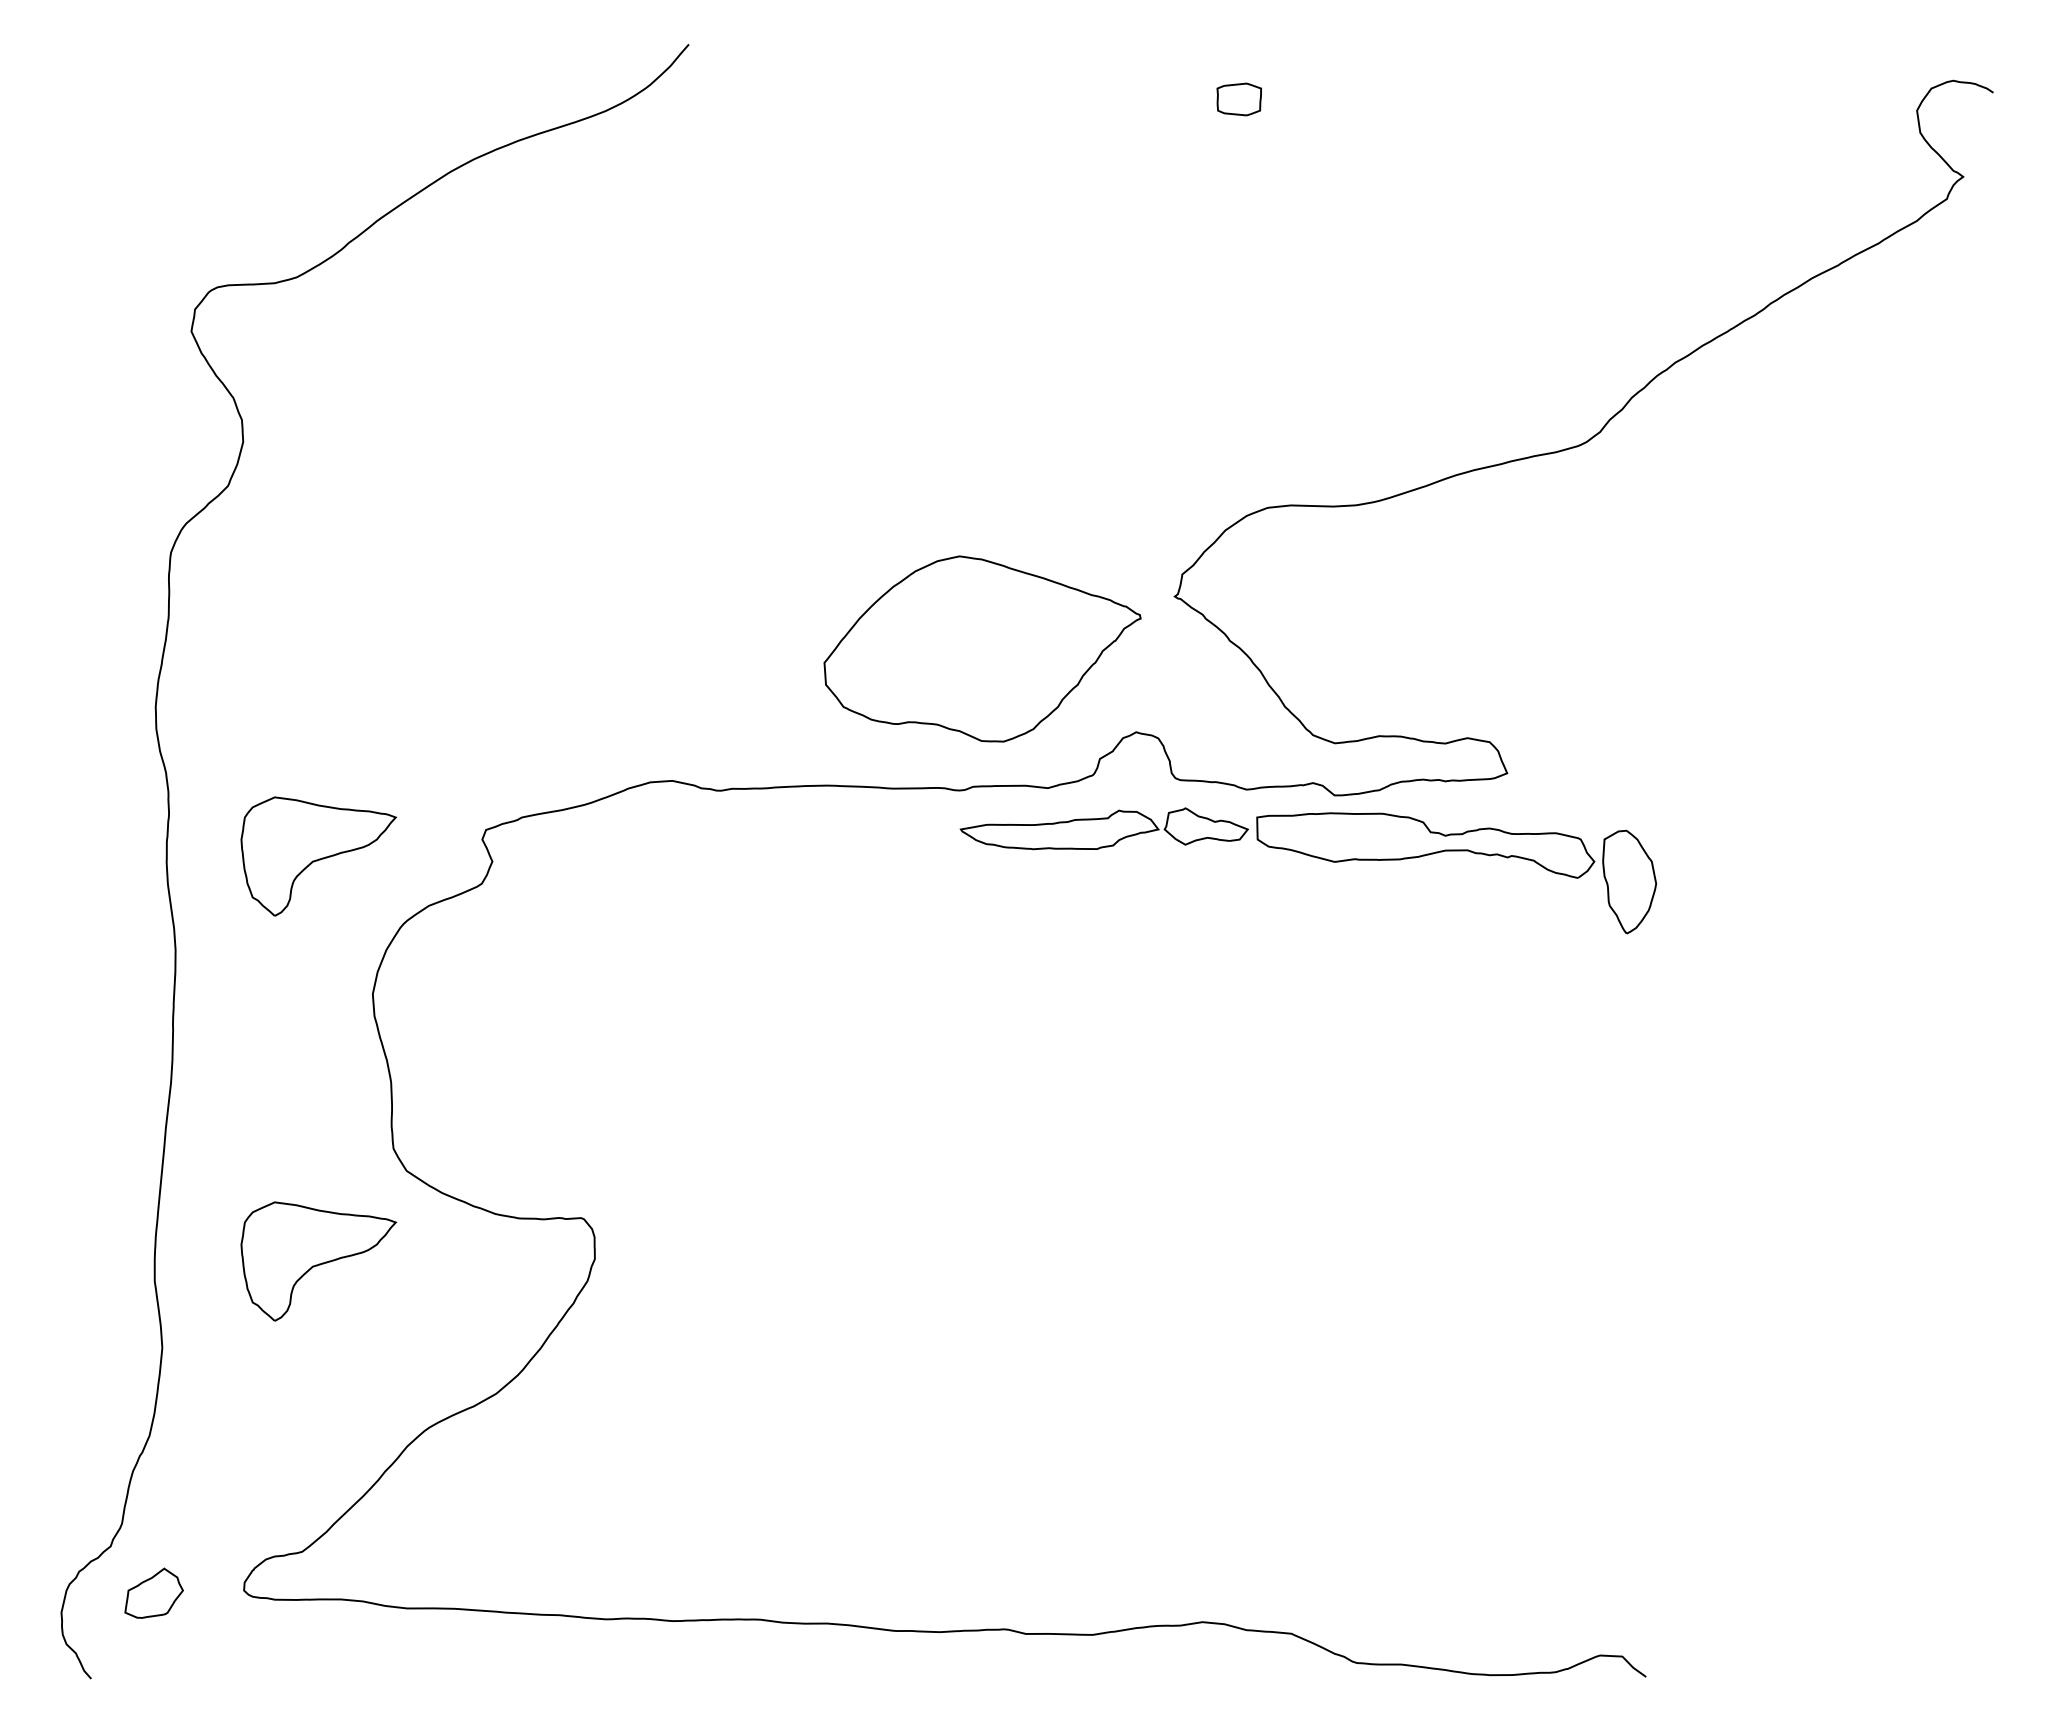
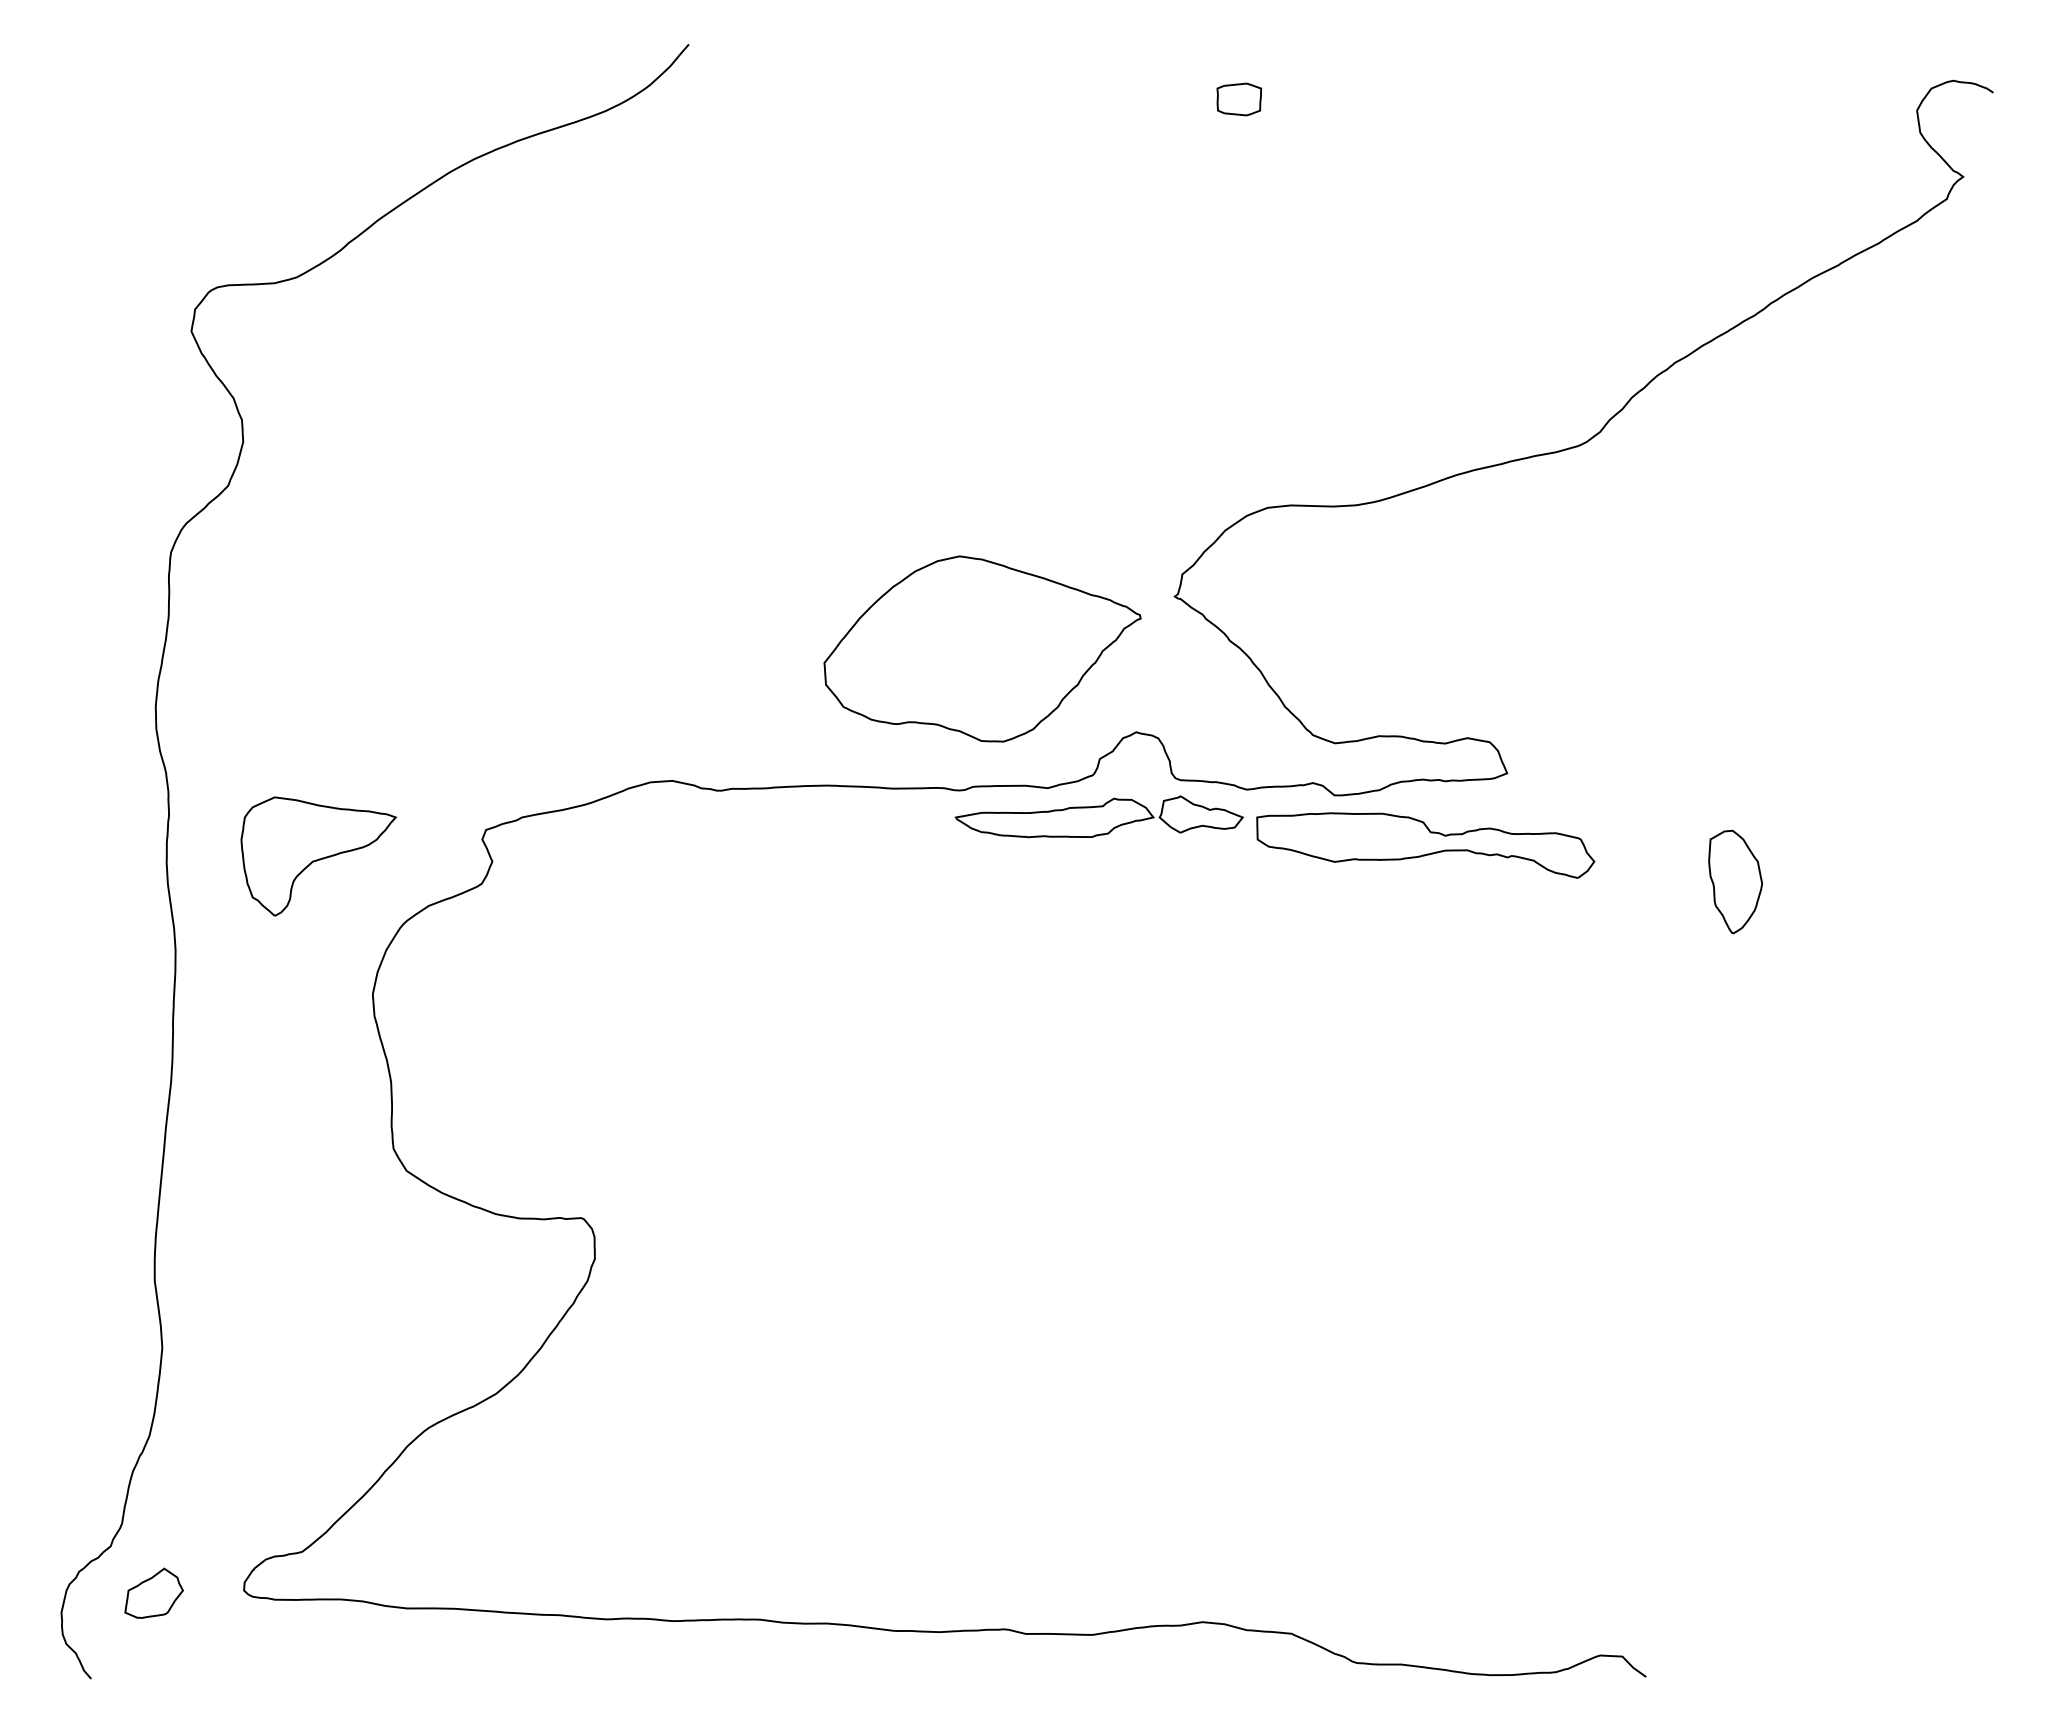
part position: (1103, 828) -> (1098, 816) (1098, 816)
part position: (1629, 881) -> (1735, 881) (1735, 881)
part: present -> none (318, 1261)
